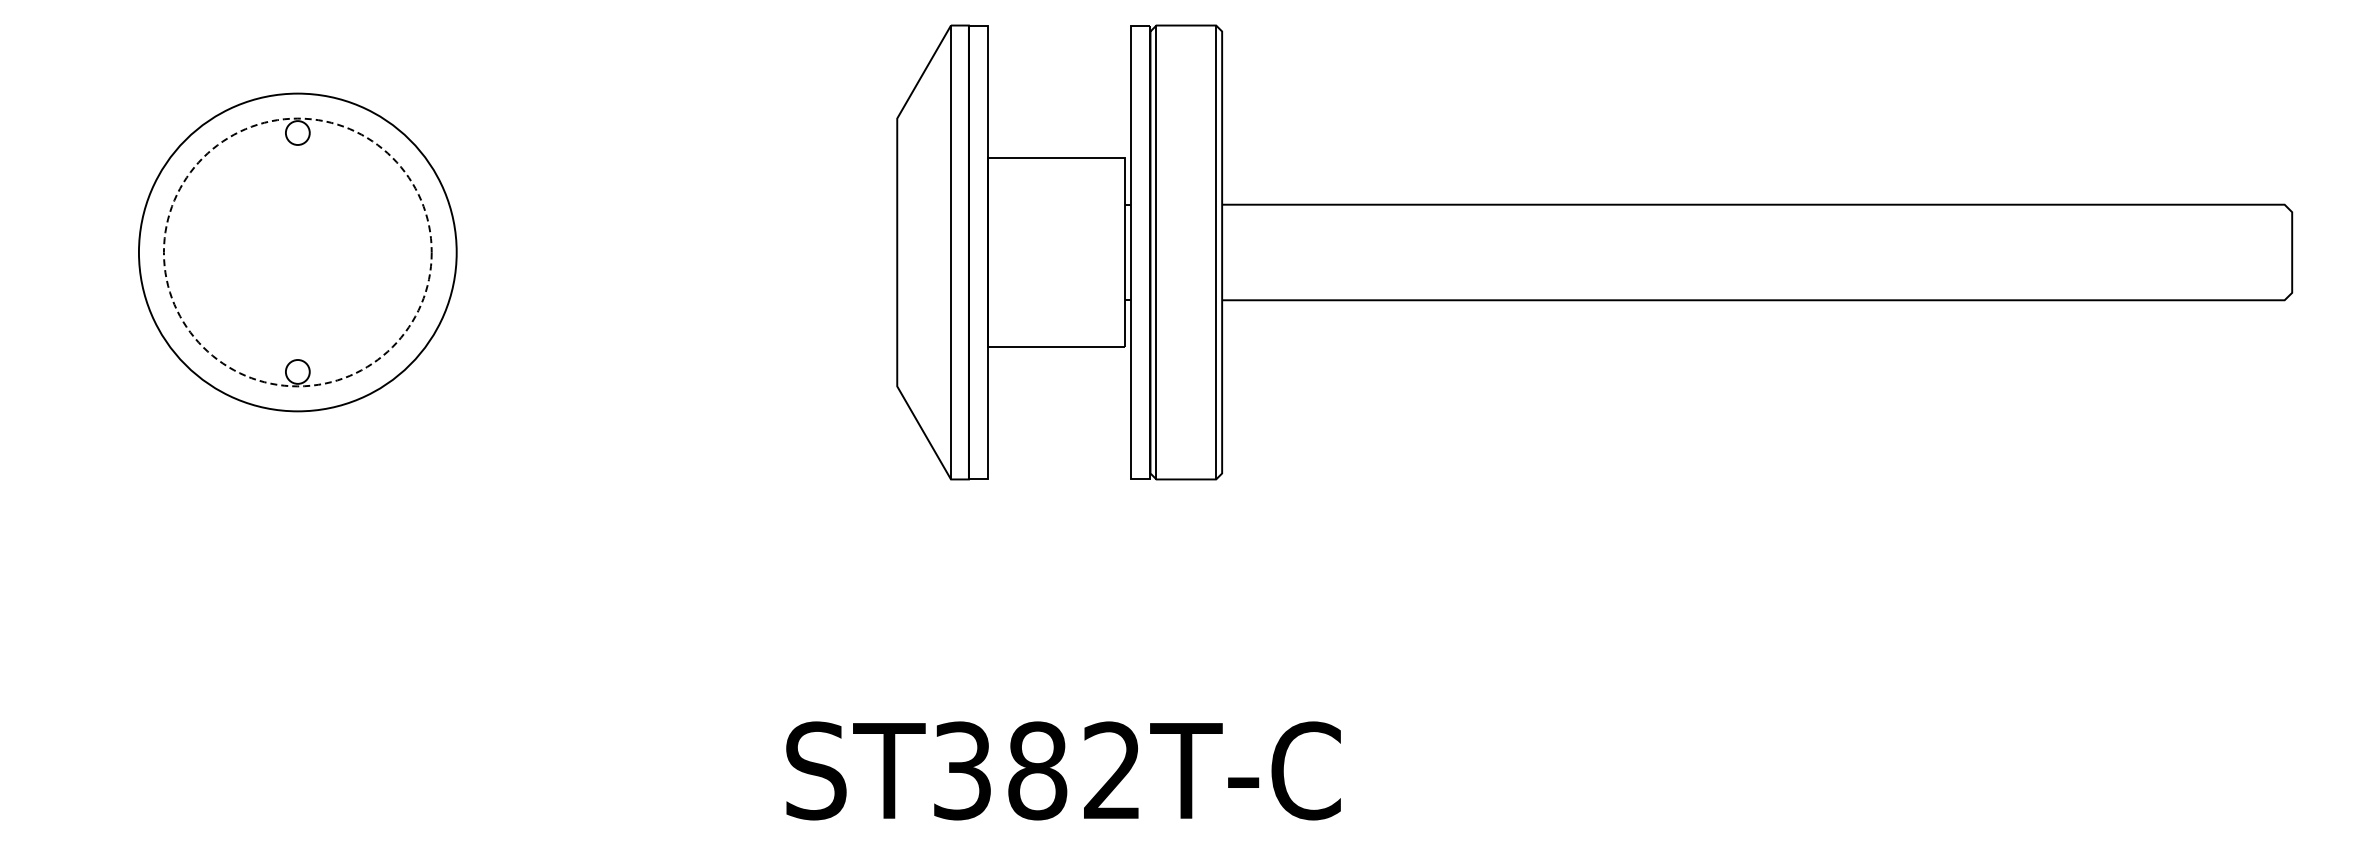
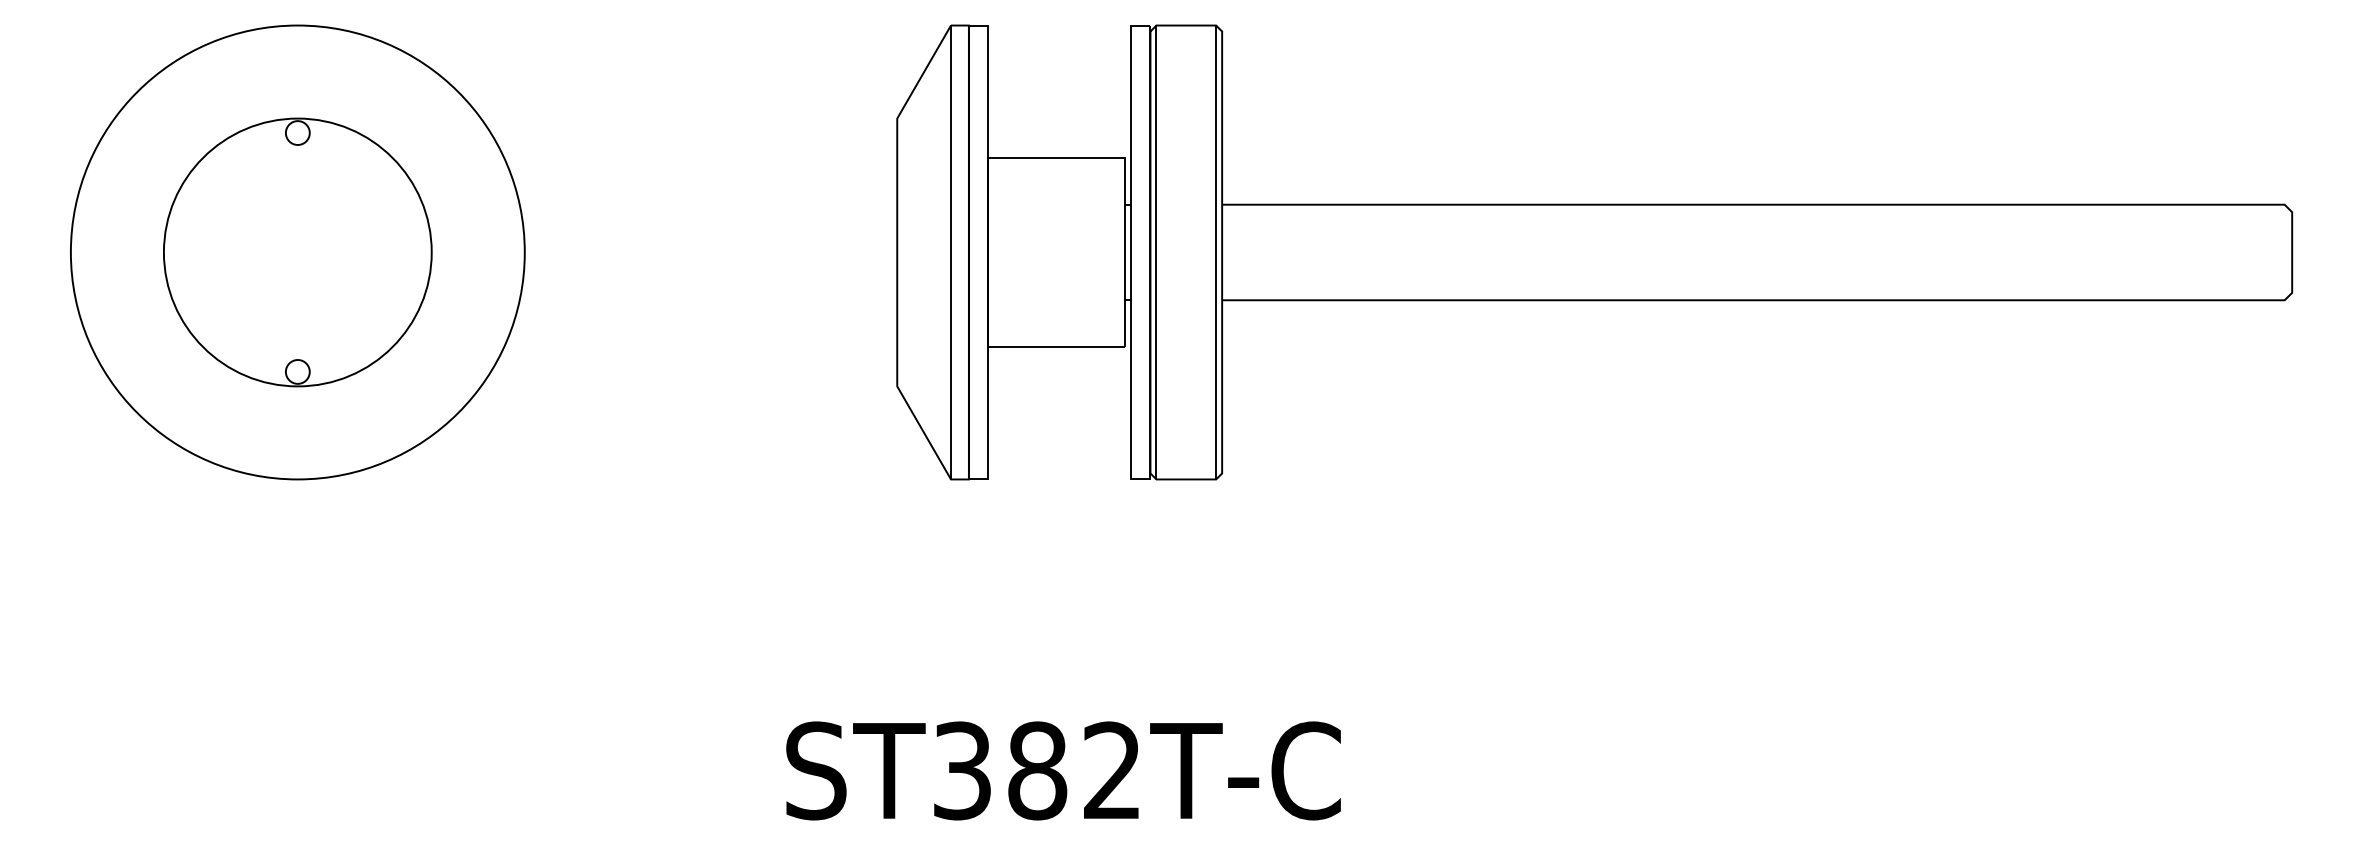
circle diameter: 318 px -> 454 px (297, 252)
circle: dashed -> solid (297, 252)
